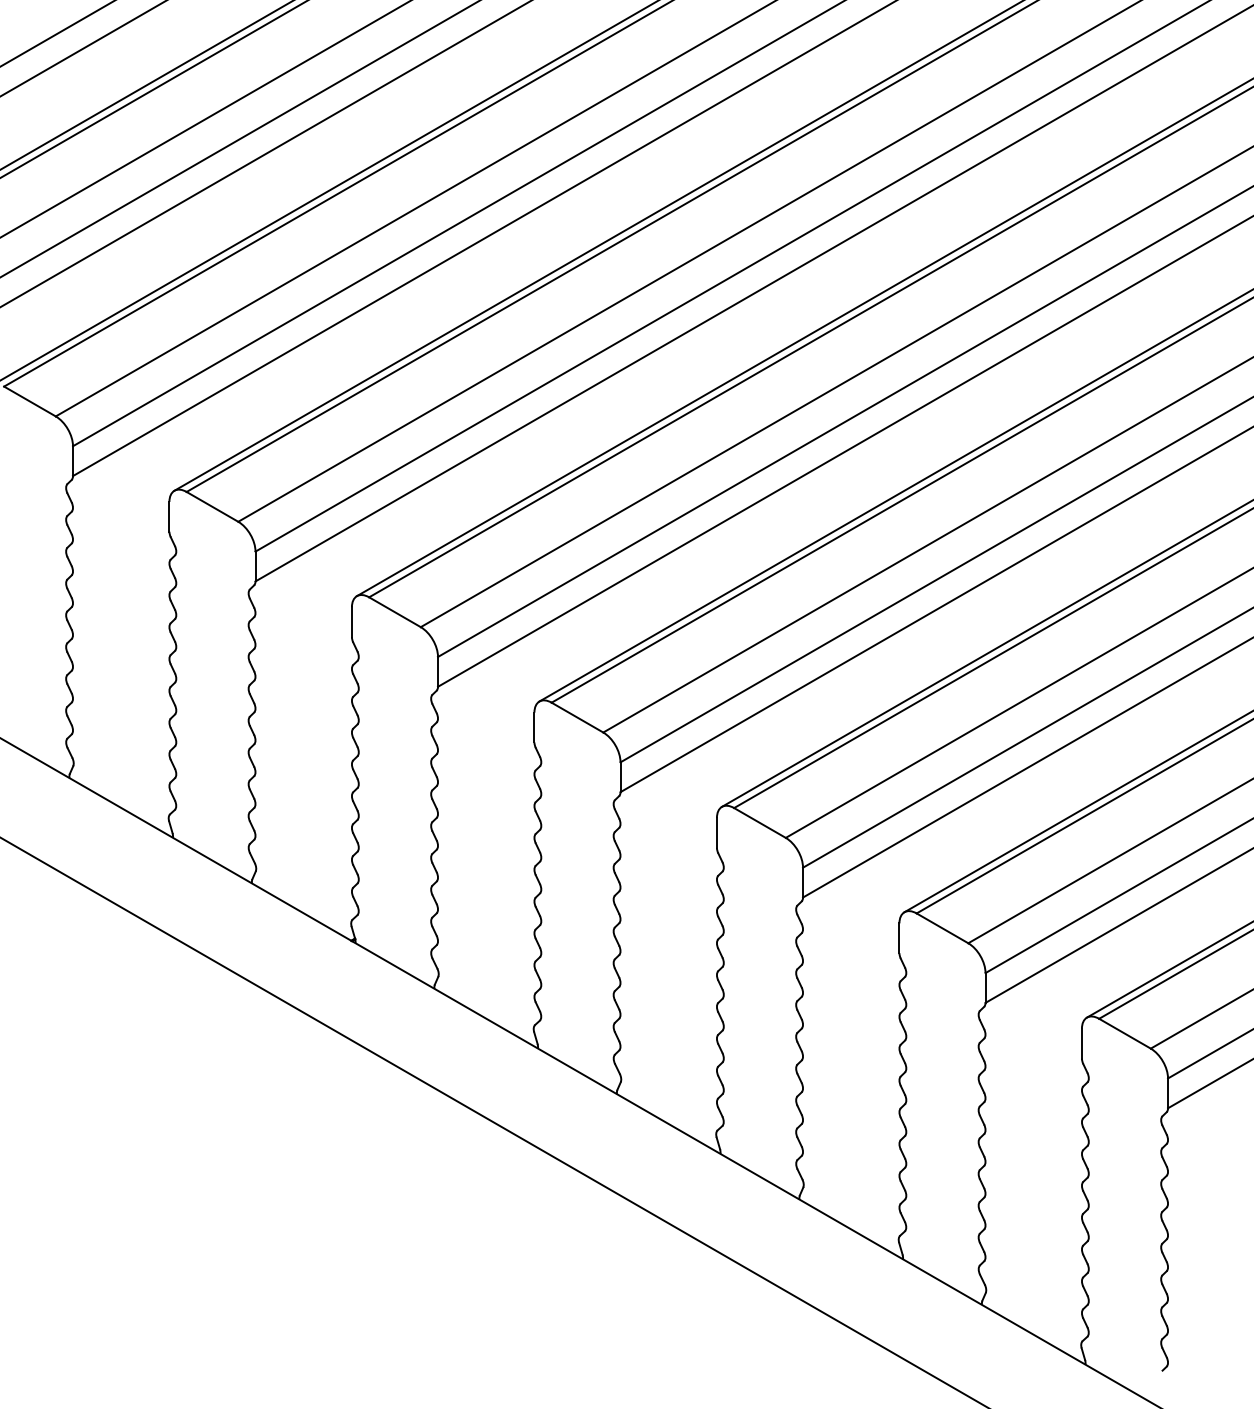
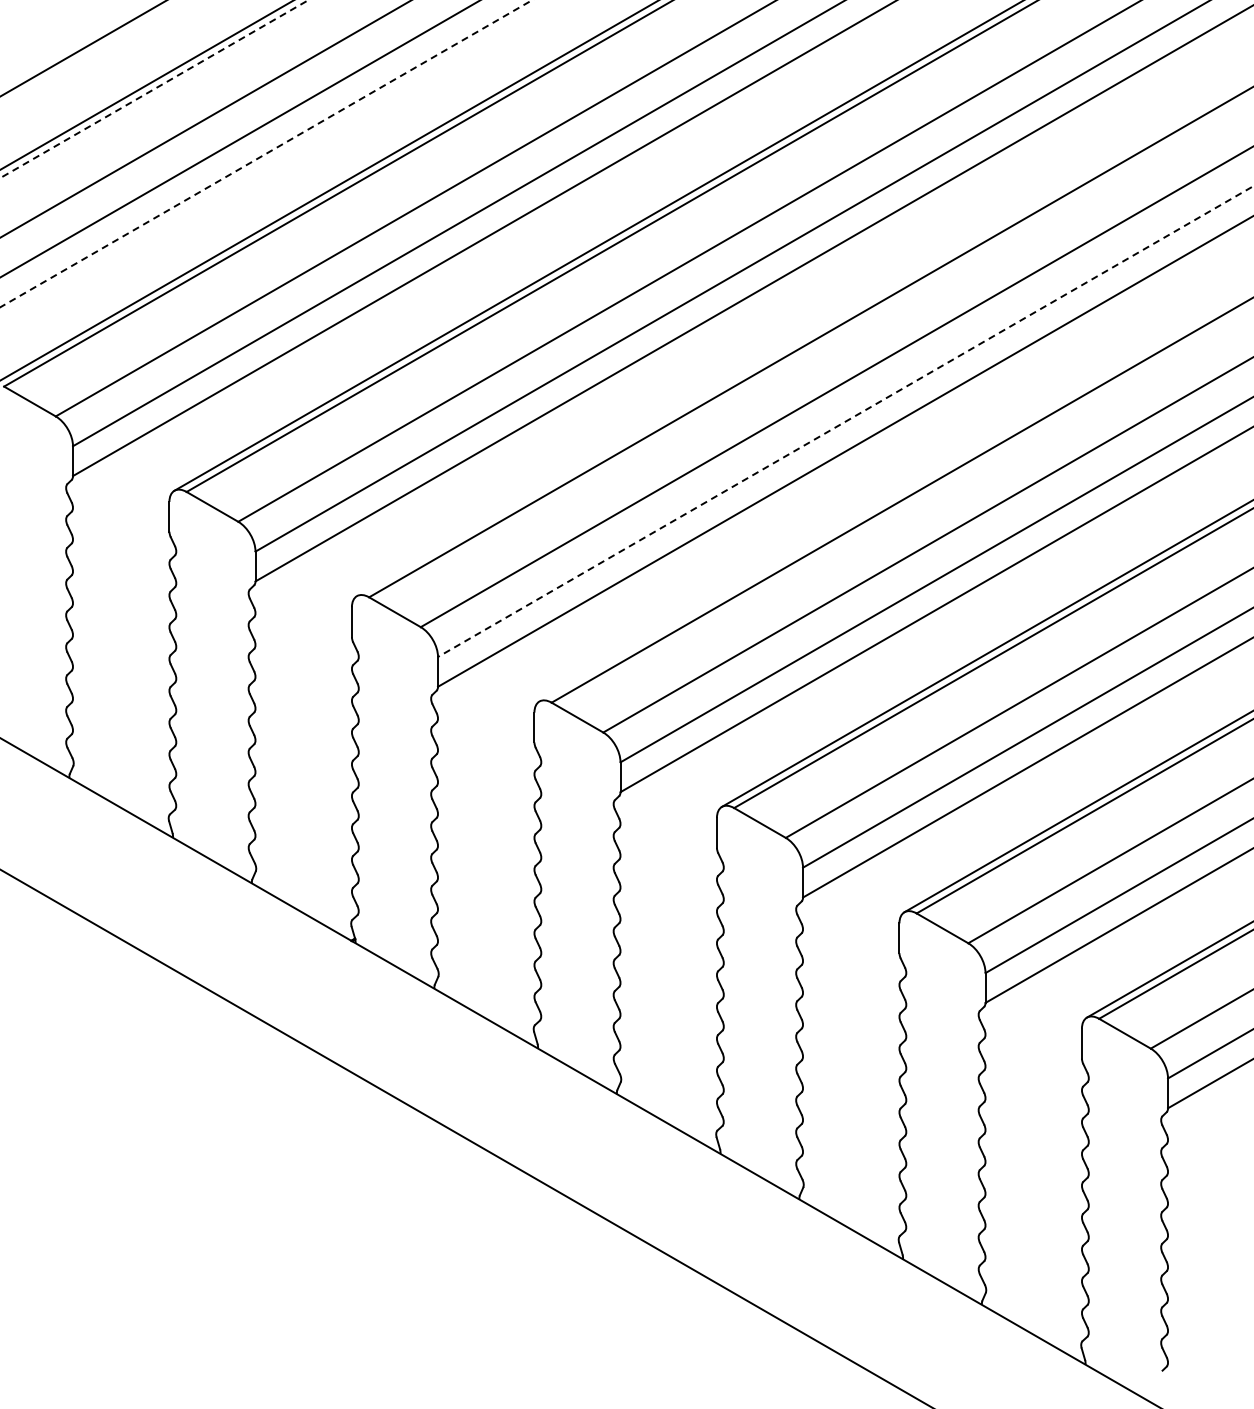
line: present -> none (57, 33)
line: solid -> dashed (154, 89)
line: solid -> dashed (265, 154)
line: present -> none (803, 338)
line: solid -> dashed (845, 421)
line: present -> none (894, 496)
line position: (493, 1121) -> (465, 1137) (465, 1137)
